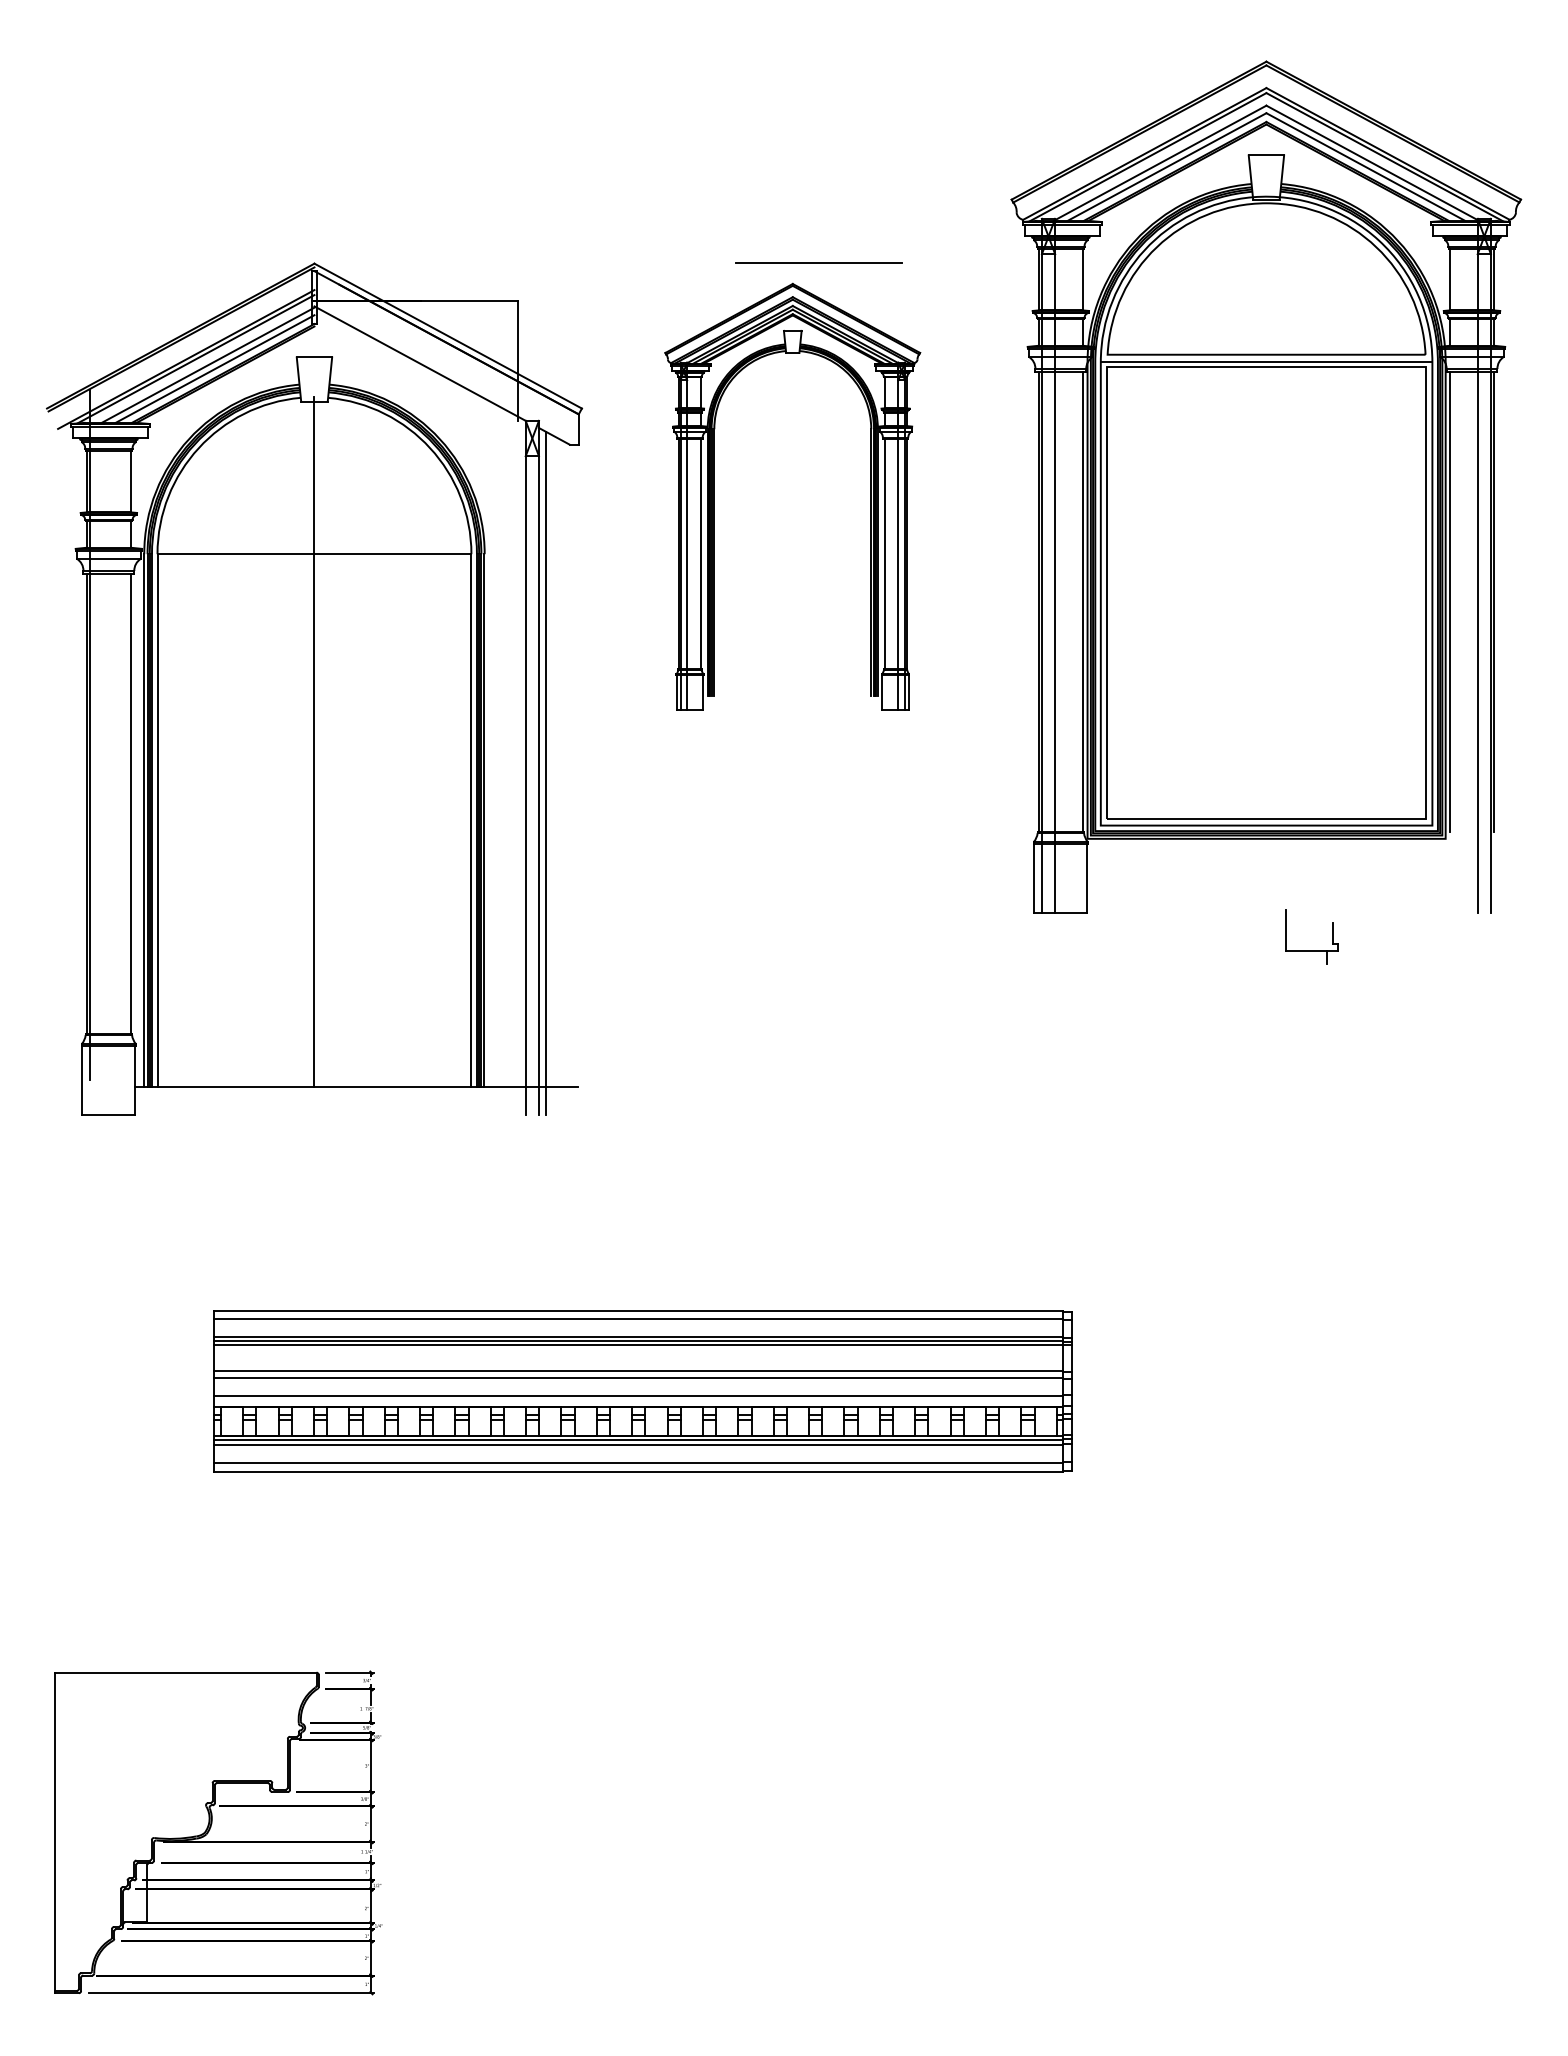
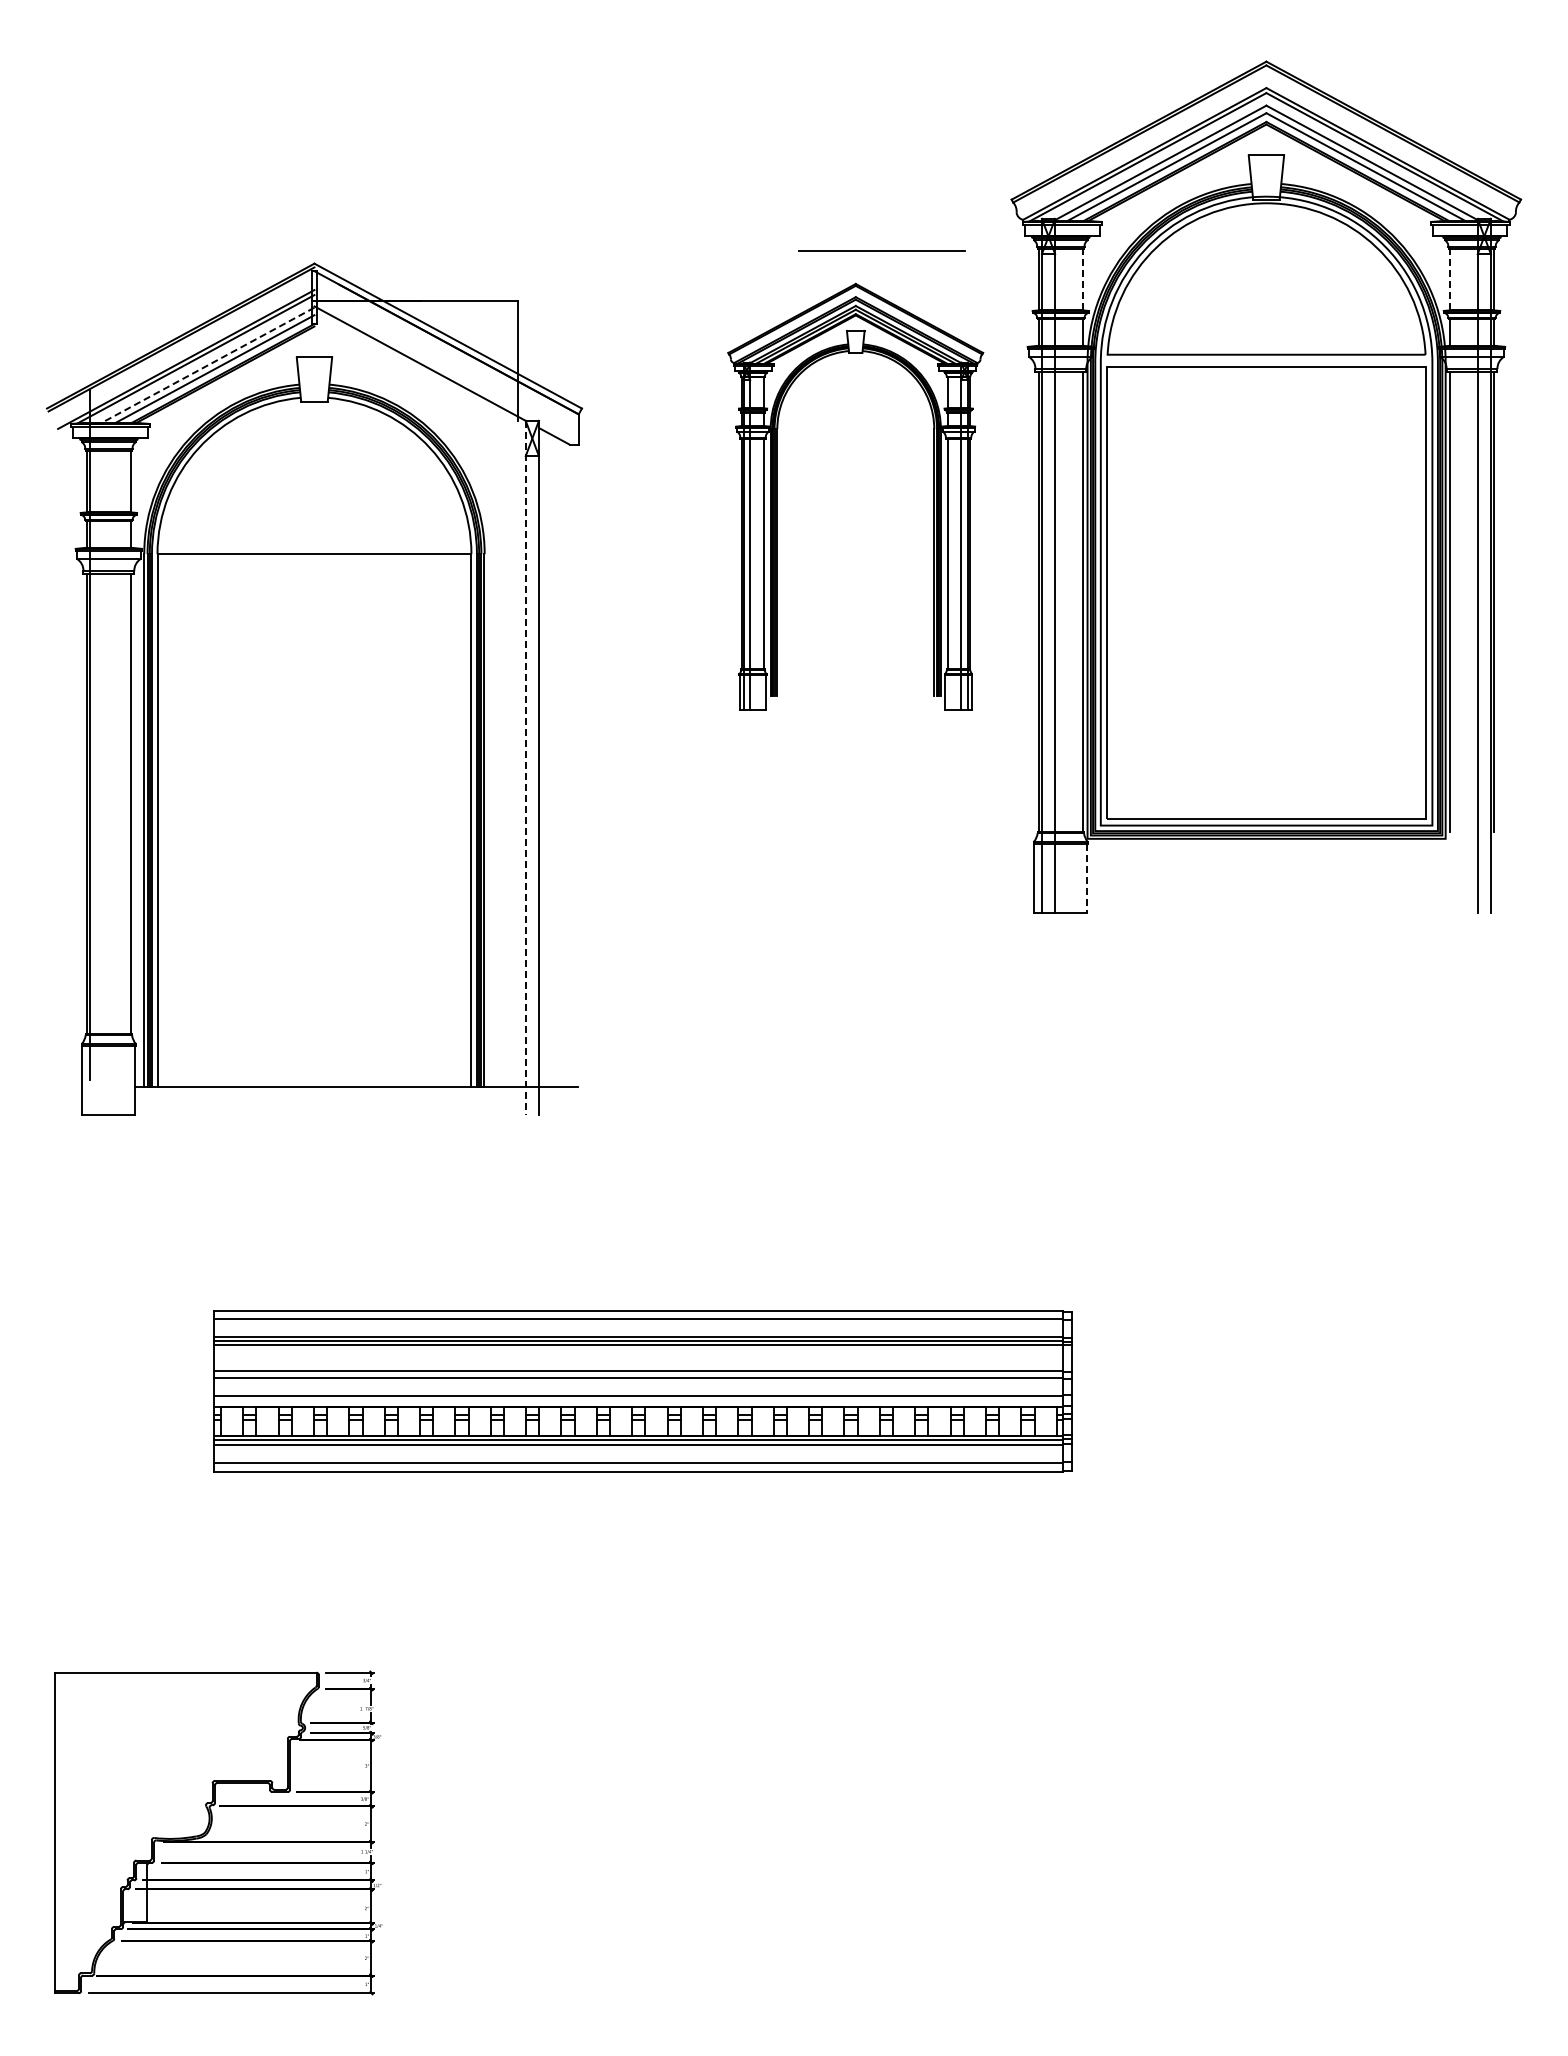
line position: (818, 262) -> (881, 250) (881, 250)
line: solid -> dashed (1082, 279)
line: solid -> dashed (1449, 279)
line: present -> none (1266, 362)
line: solid -> dashed (208, 365)
part position: (714, 496) -> (777, 496) (777, 496)
line: present -> none (314, 741)
line: solid -> dashed (525, 768)
line: present -> none (545, 772)
line: solid -> dashed (1087, 879)
part: present -> none (1311, 950)
